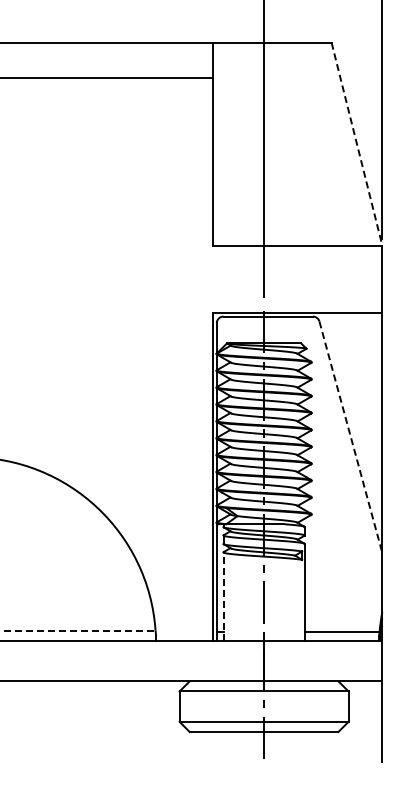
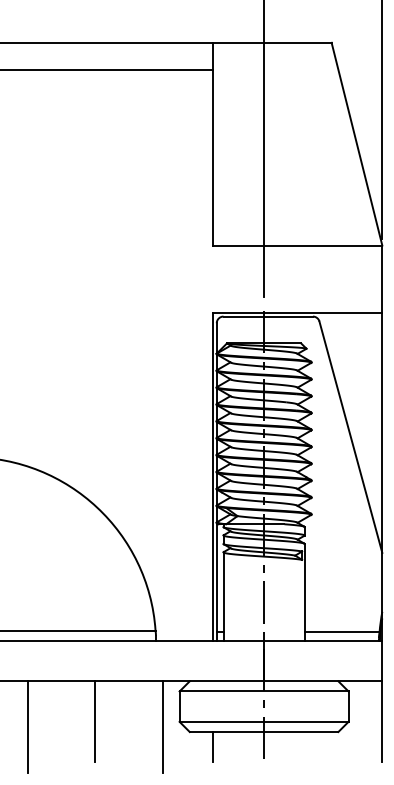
line position: (107, 77) -> (107, 69) (107, 69)
line: dashed -> solid (357, 144)
line: dashed -> solid (350, 437)
line: dashed -> solid (223, 596)
line: dashed -> solid (78, 630)
line: none -> present (95, 721)
line: none -> present (27, 726)
line: none -> present (162, 726)
line: none -> present (213, 747)
